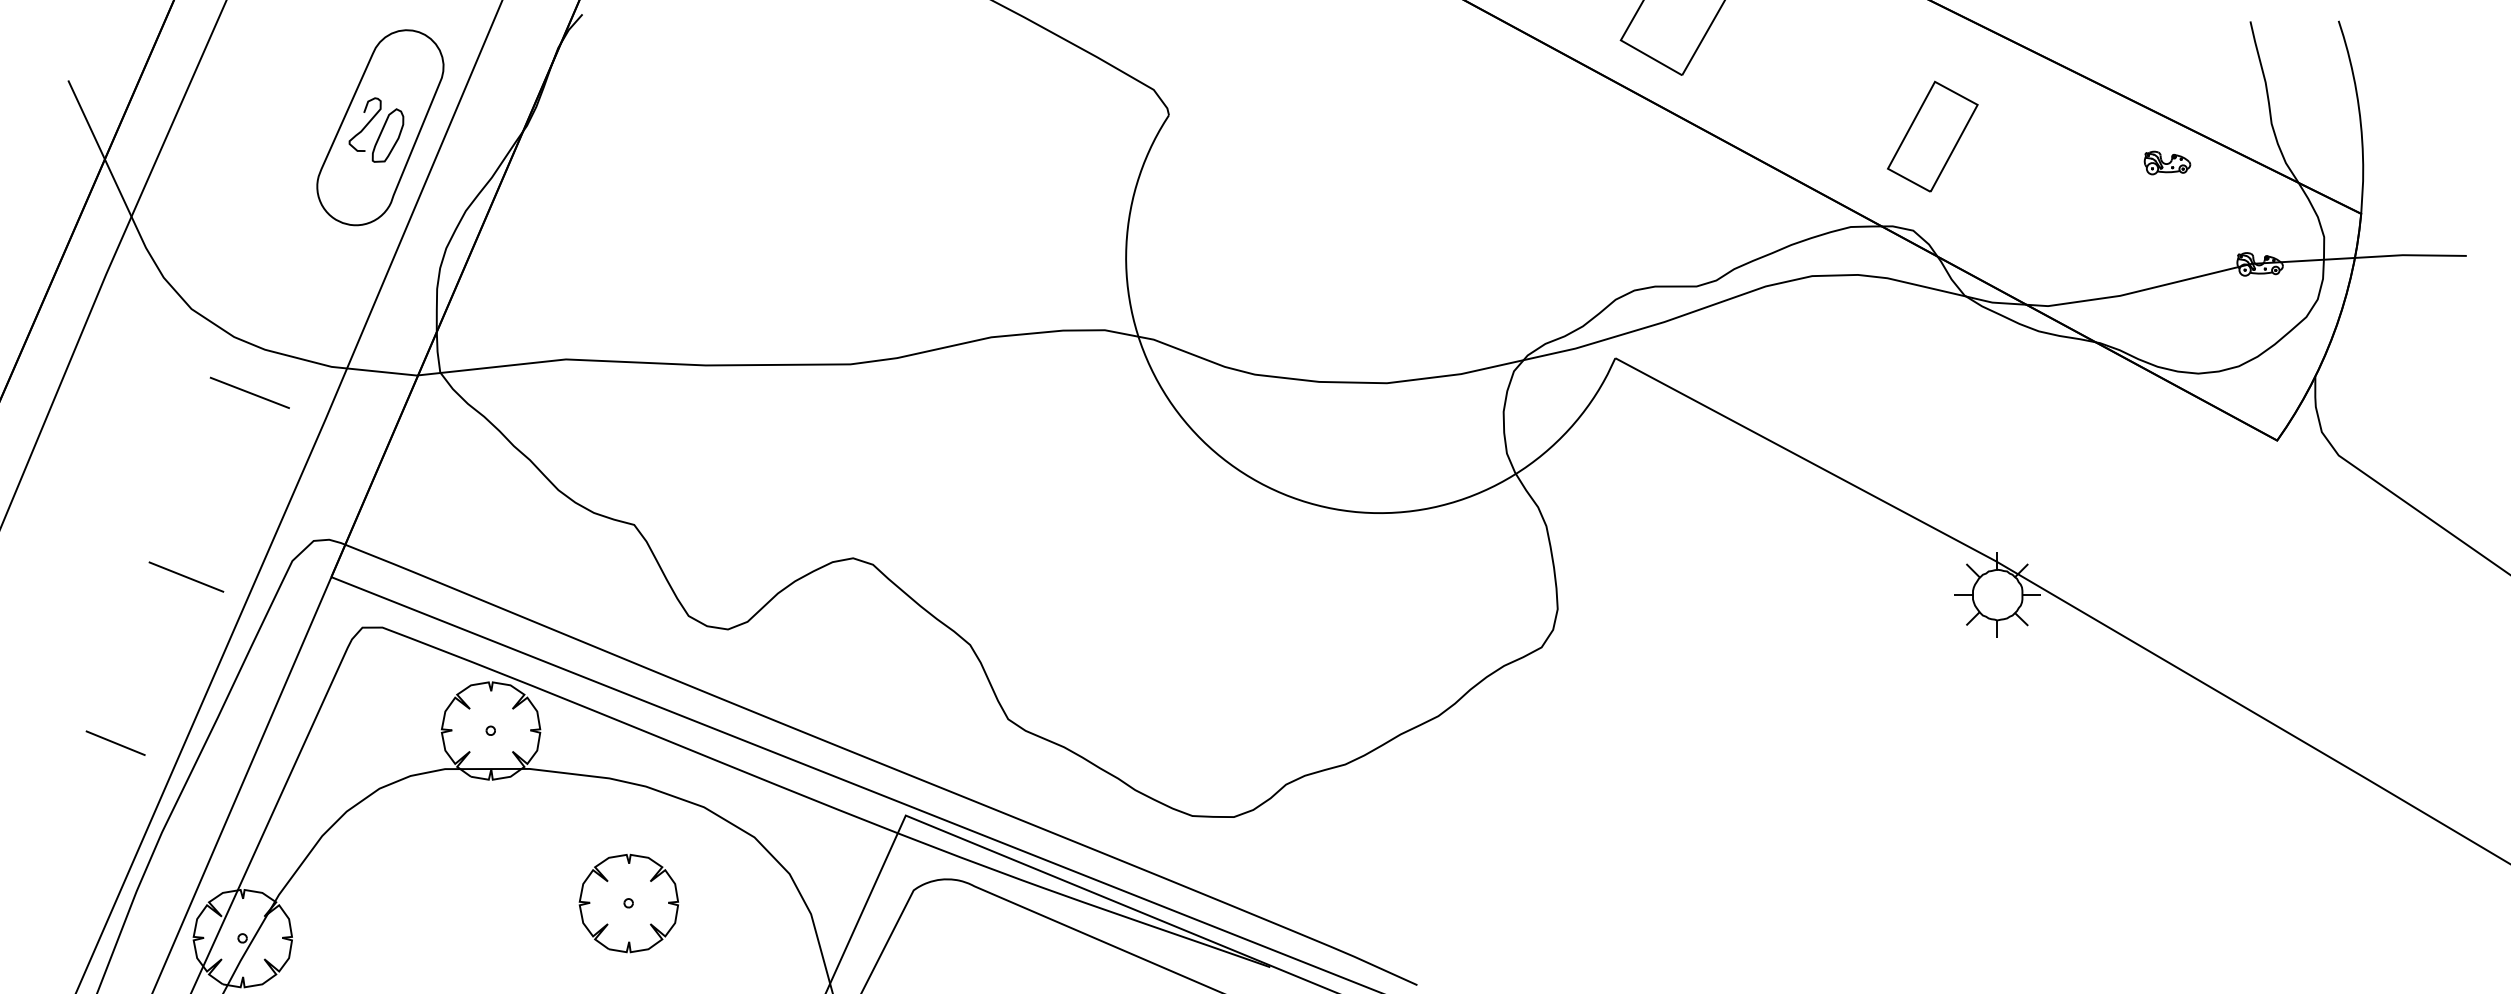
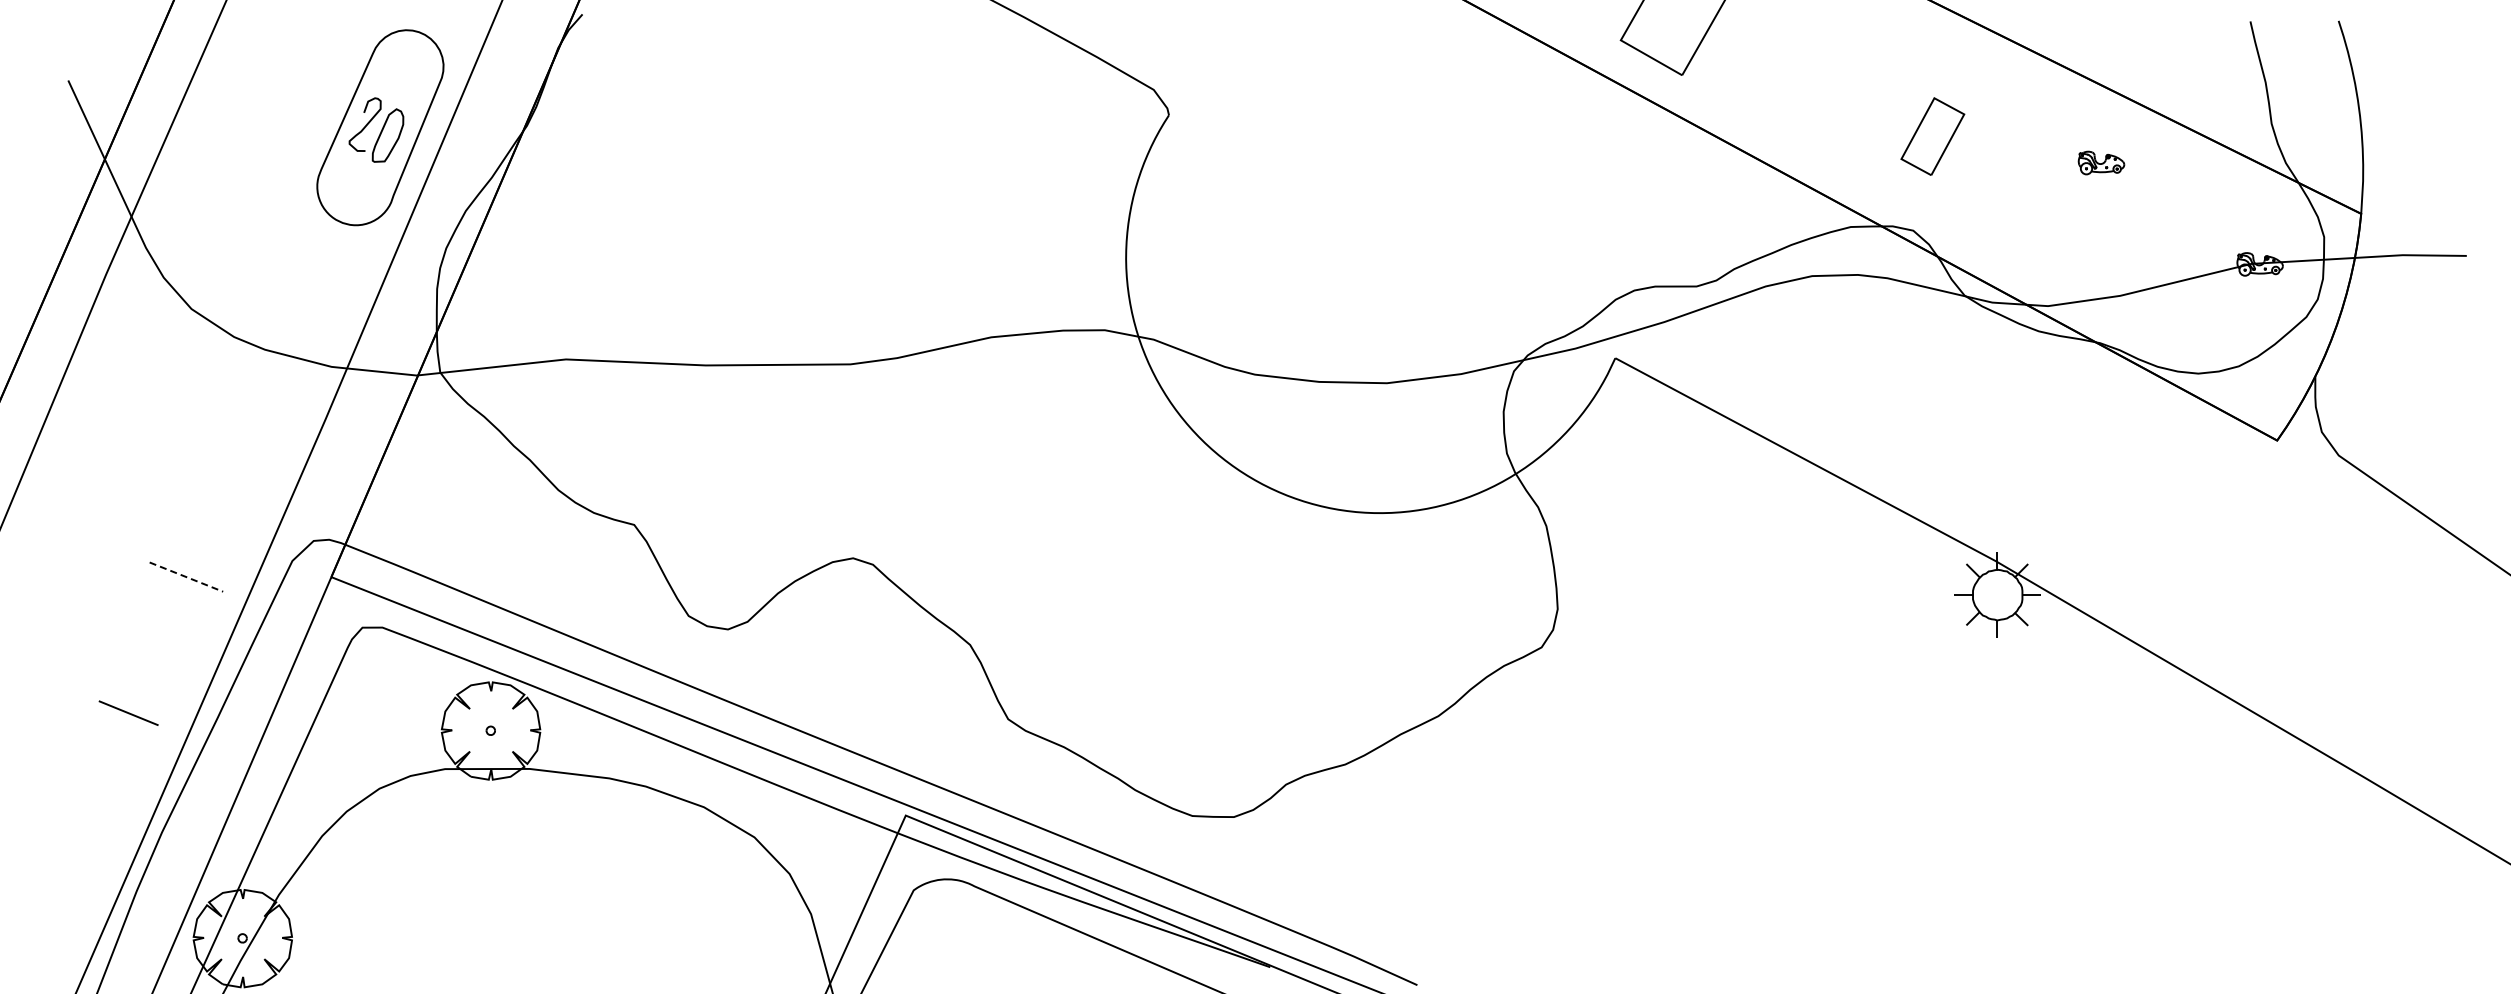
part size: 92x113 px -> 66x79 px (1932, 136)
part position: (2167, 162) -> (2101, 162) (2101, 162)
line: present -> none (249, 392)
line: solid -> dashed (186, 577)
line position: (115, 742) -> (128, 712) (128, 712)
part: present -> none (628, 903)
